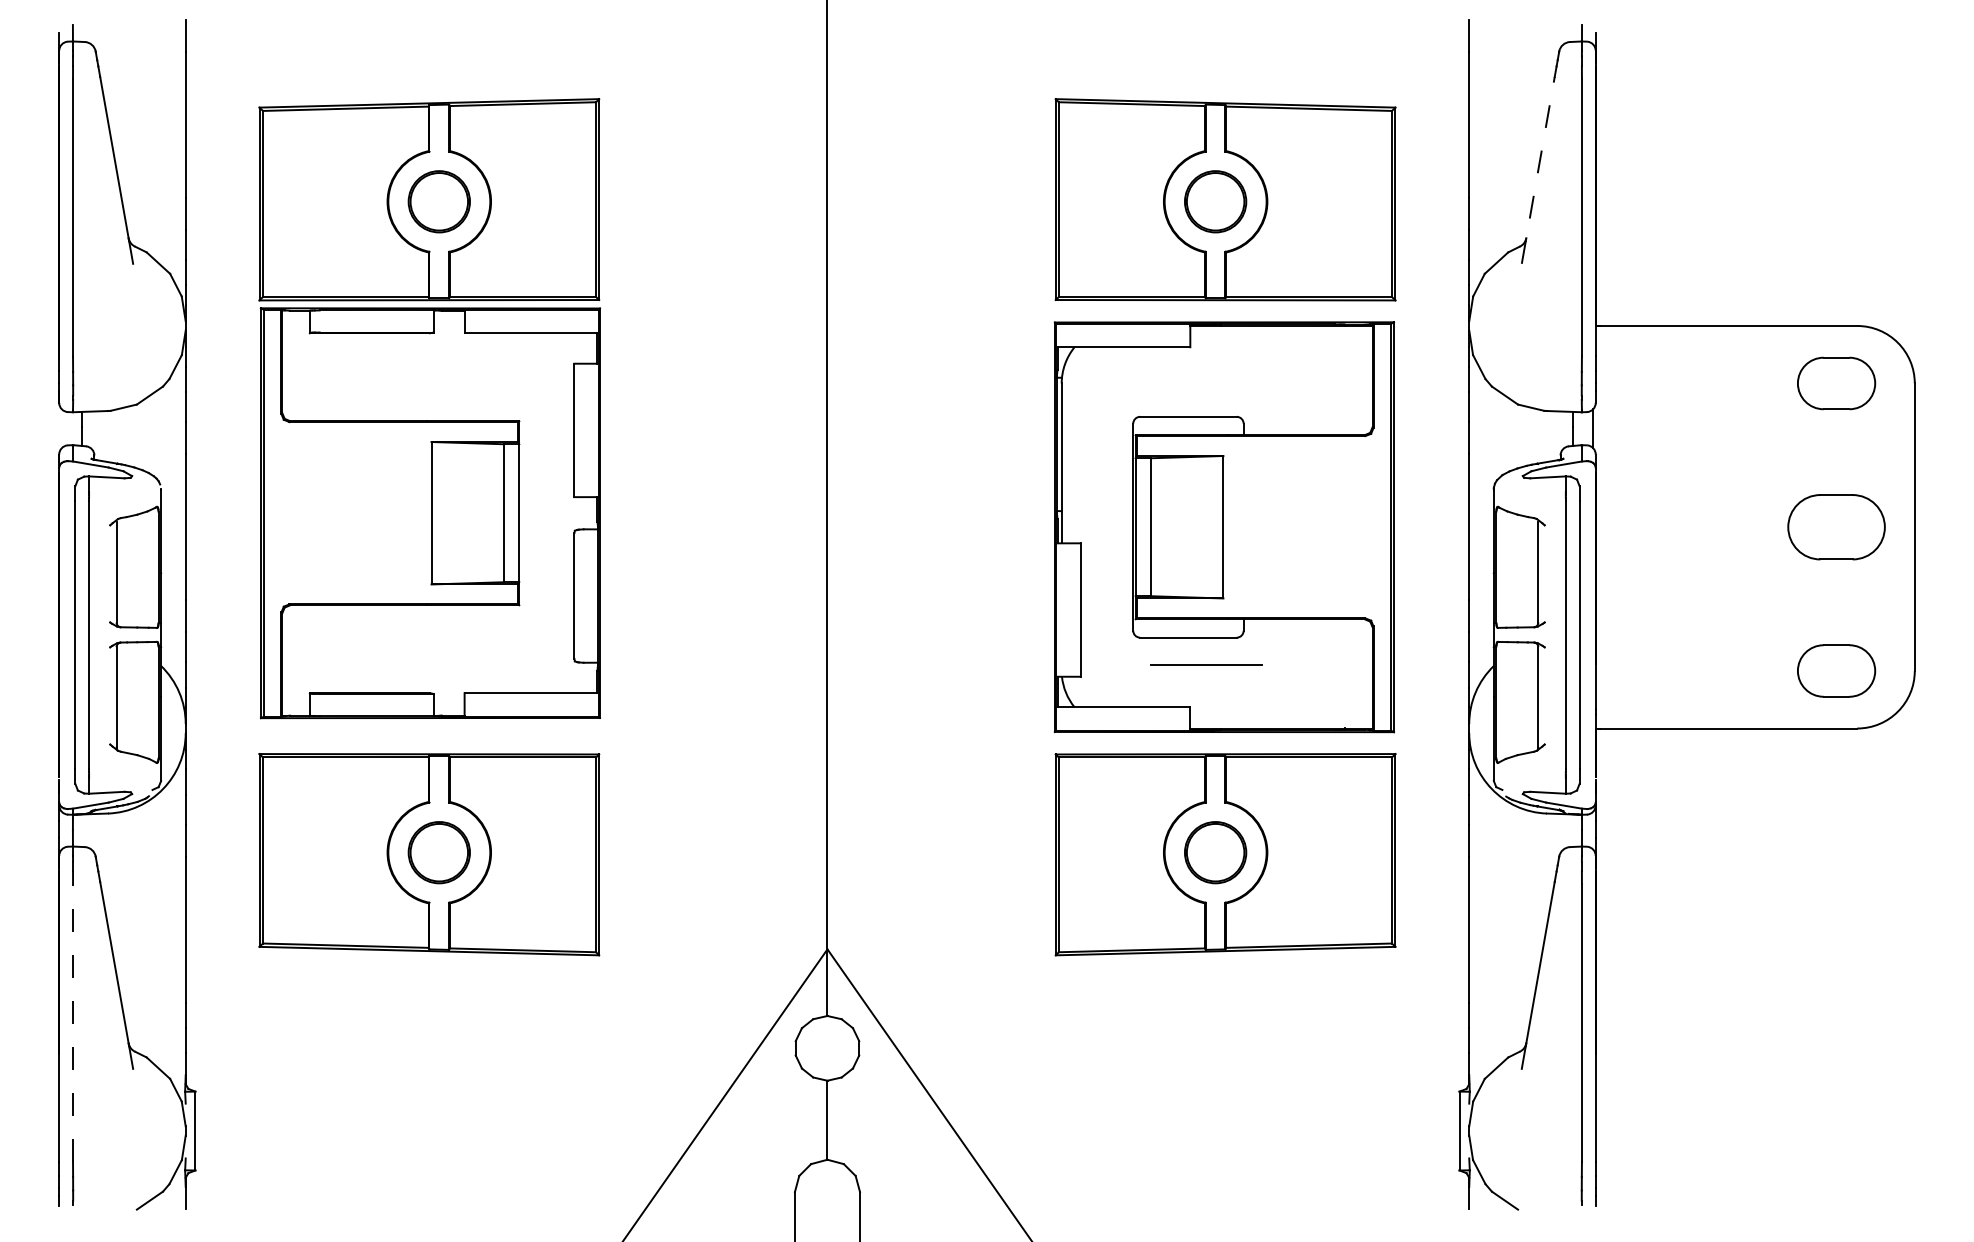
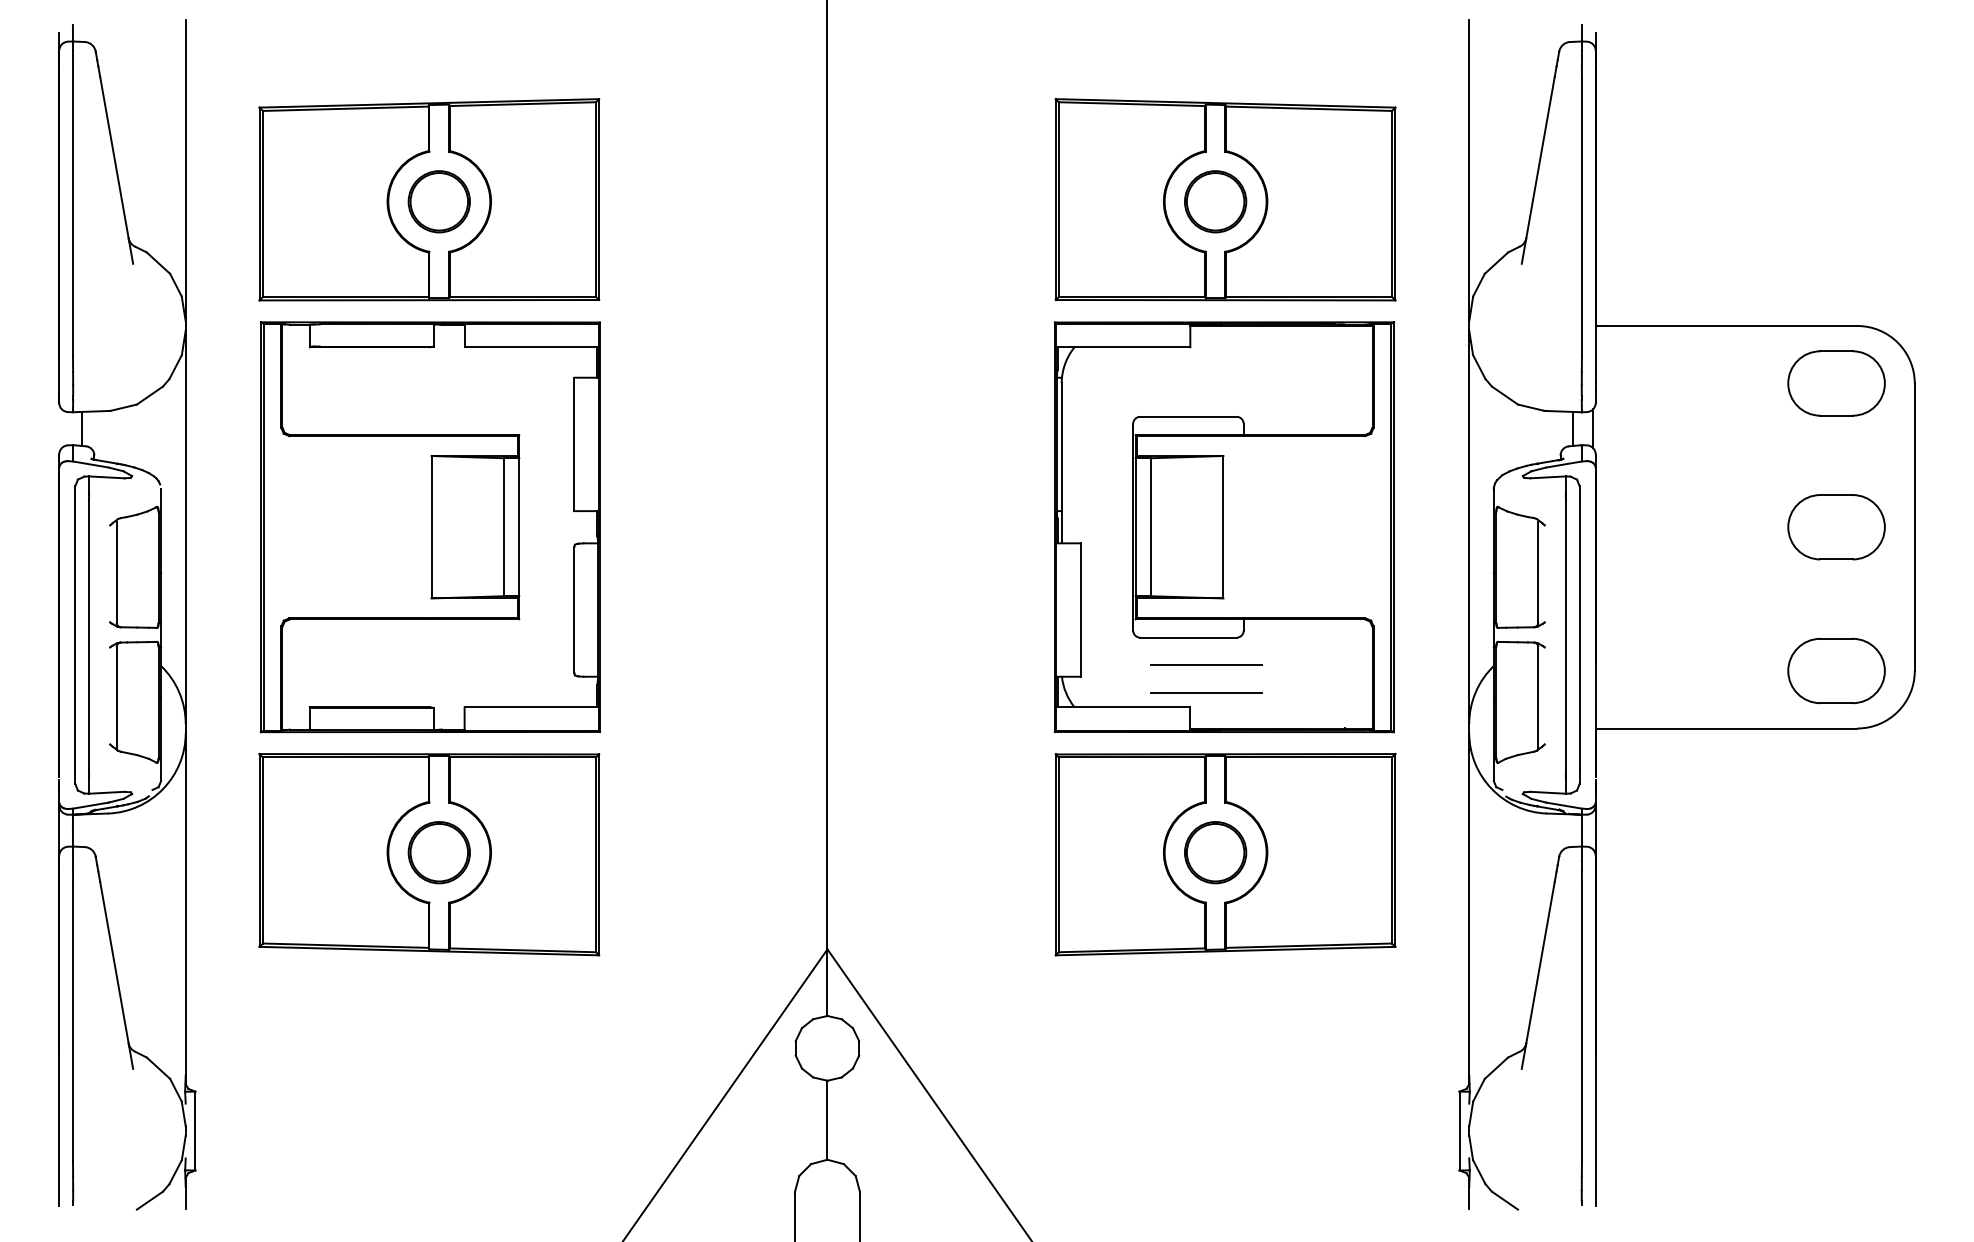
line: dashed -> solid (1538, 170)
part size: 80x55 px -> 99x67 px (1836, 383)
part position: (430, 513) -> (430, 527) (430, 527)
part size: 80x54 px -> 99x68 px (1836, 670)
line: none -> present (1205, 692)
line: dashed -> solid (73, 1022)
